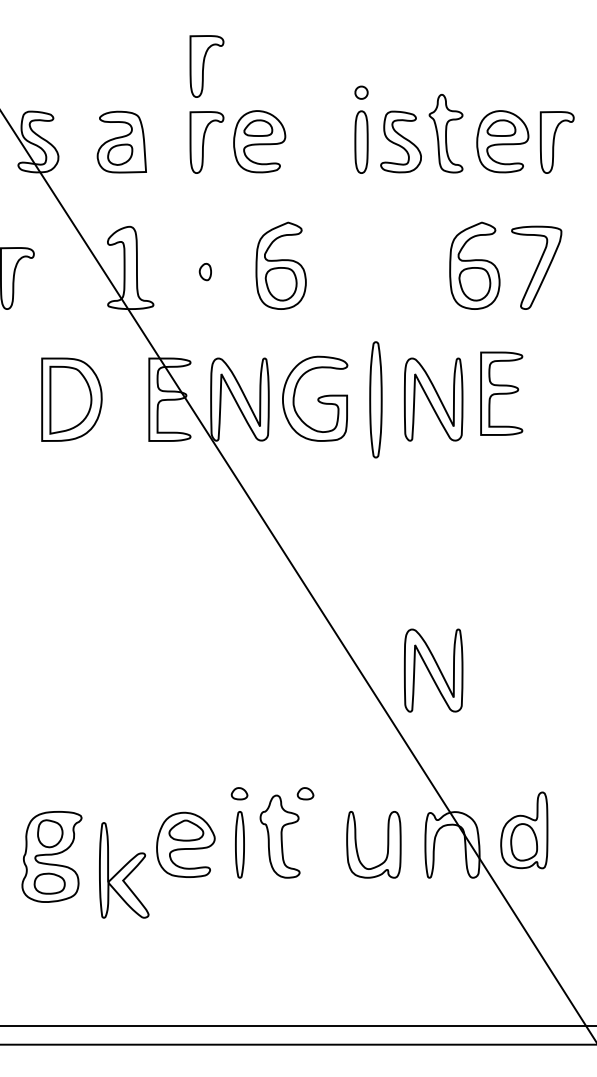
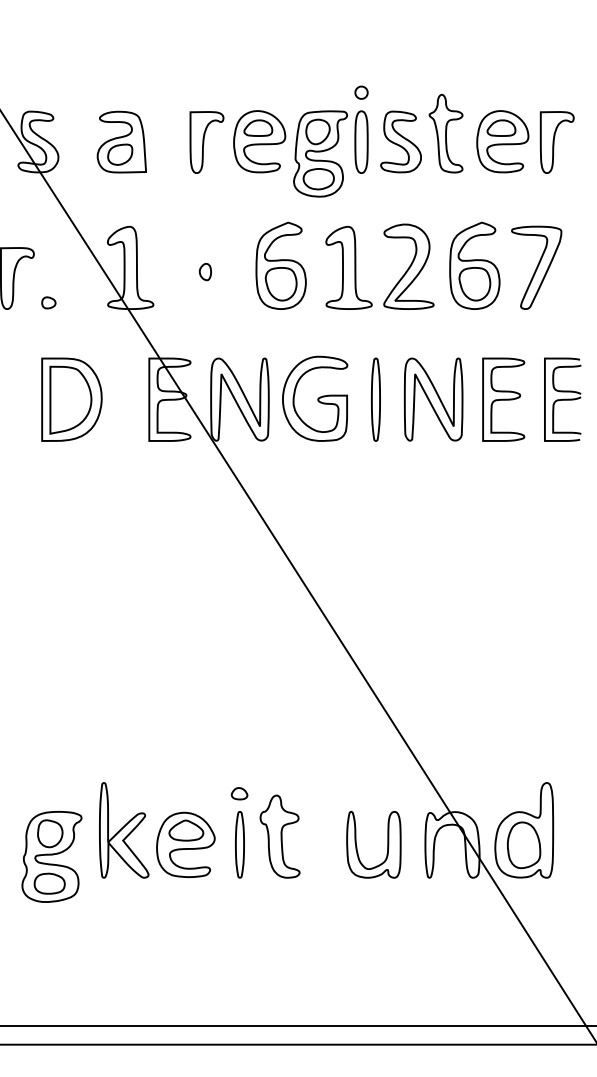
part: present -> none (206, 66)
part: none -> present (320, 153)
part: none -> present (408, 266)
part: none -> present (348, 267)
part: none -> present (48, 302)
part position: (501, 393) -> (503, 399) (503, 399)
part size: 14x118 px -> 10x85 px (375, 399)
part: none -> present (562, 399)
part: present -> none (433, 670)
part: present -> none (305, 793)
part size: 49x79 px -> 61x97 px (524, 830)
part position: (124, 870) -> (124, 830) (124, 830)
